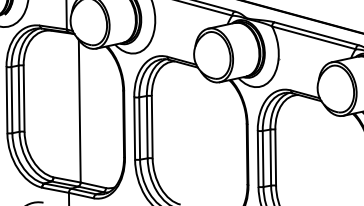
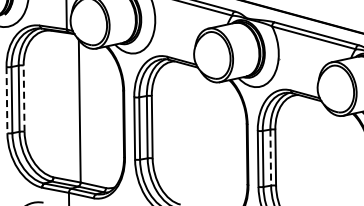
line: solid -> dashed (24, 98)
line: solid -> dashed (6, 100)
line: solid -> dashed (270, 158)
